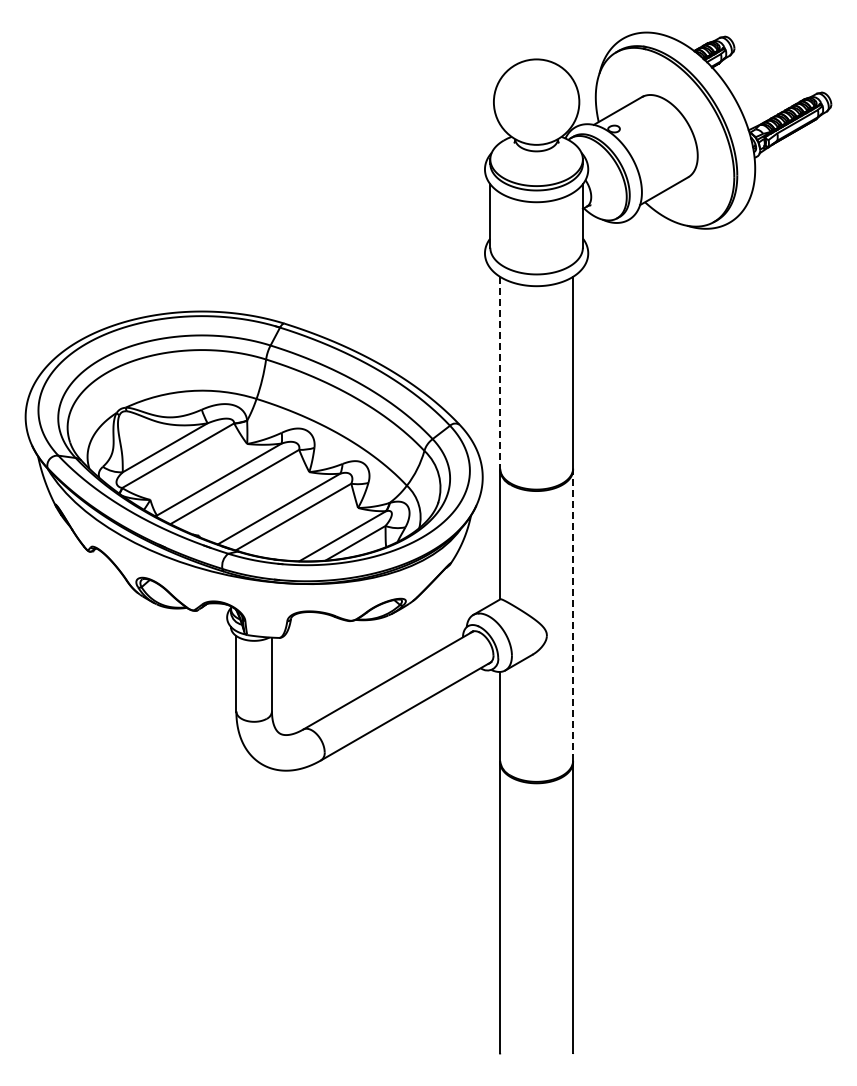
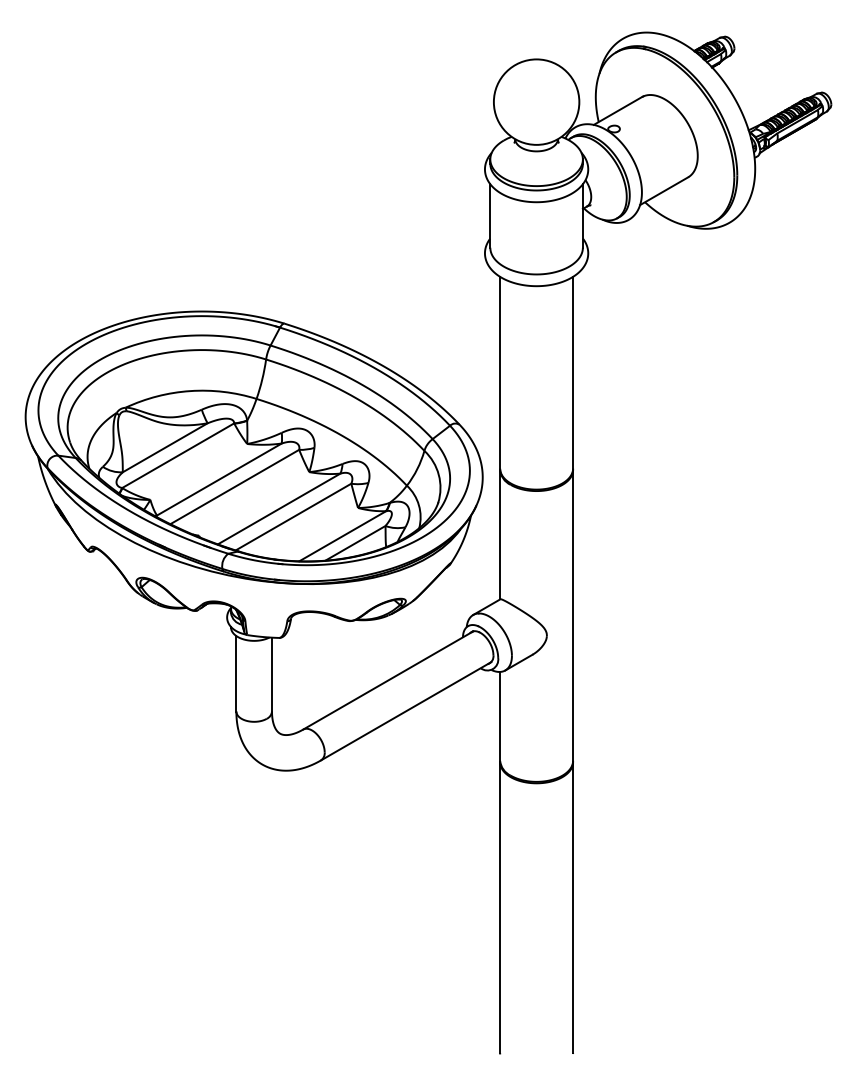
line: dashed -> solid (500, 372)
line: dashed -> solid (573, 614)
